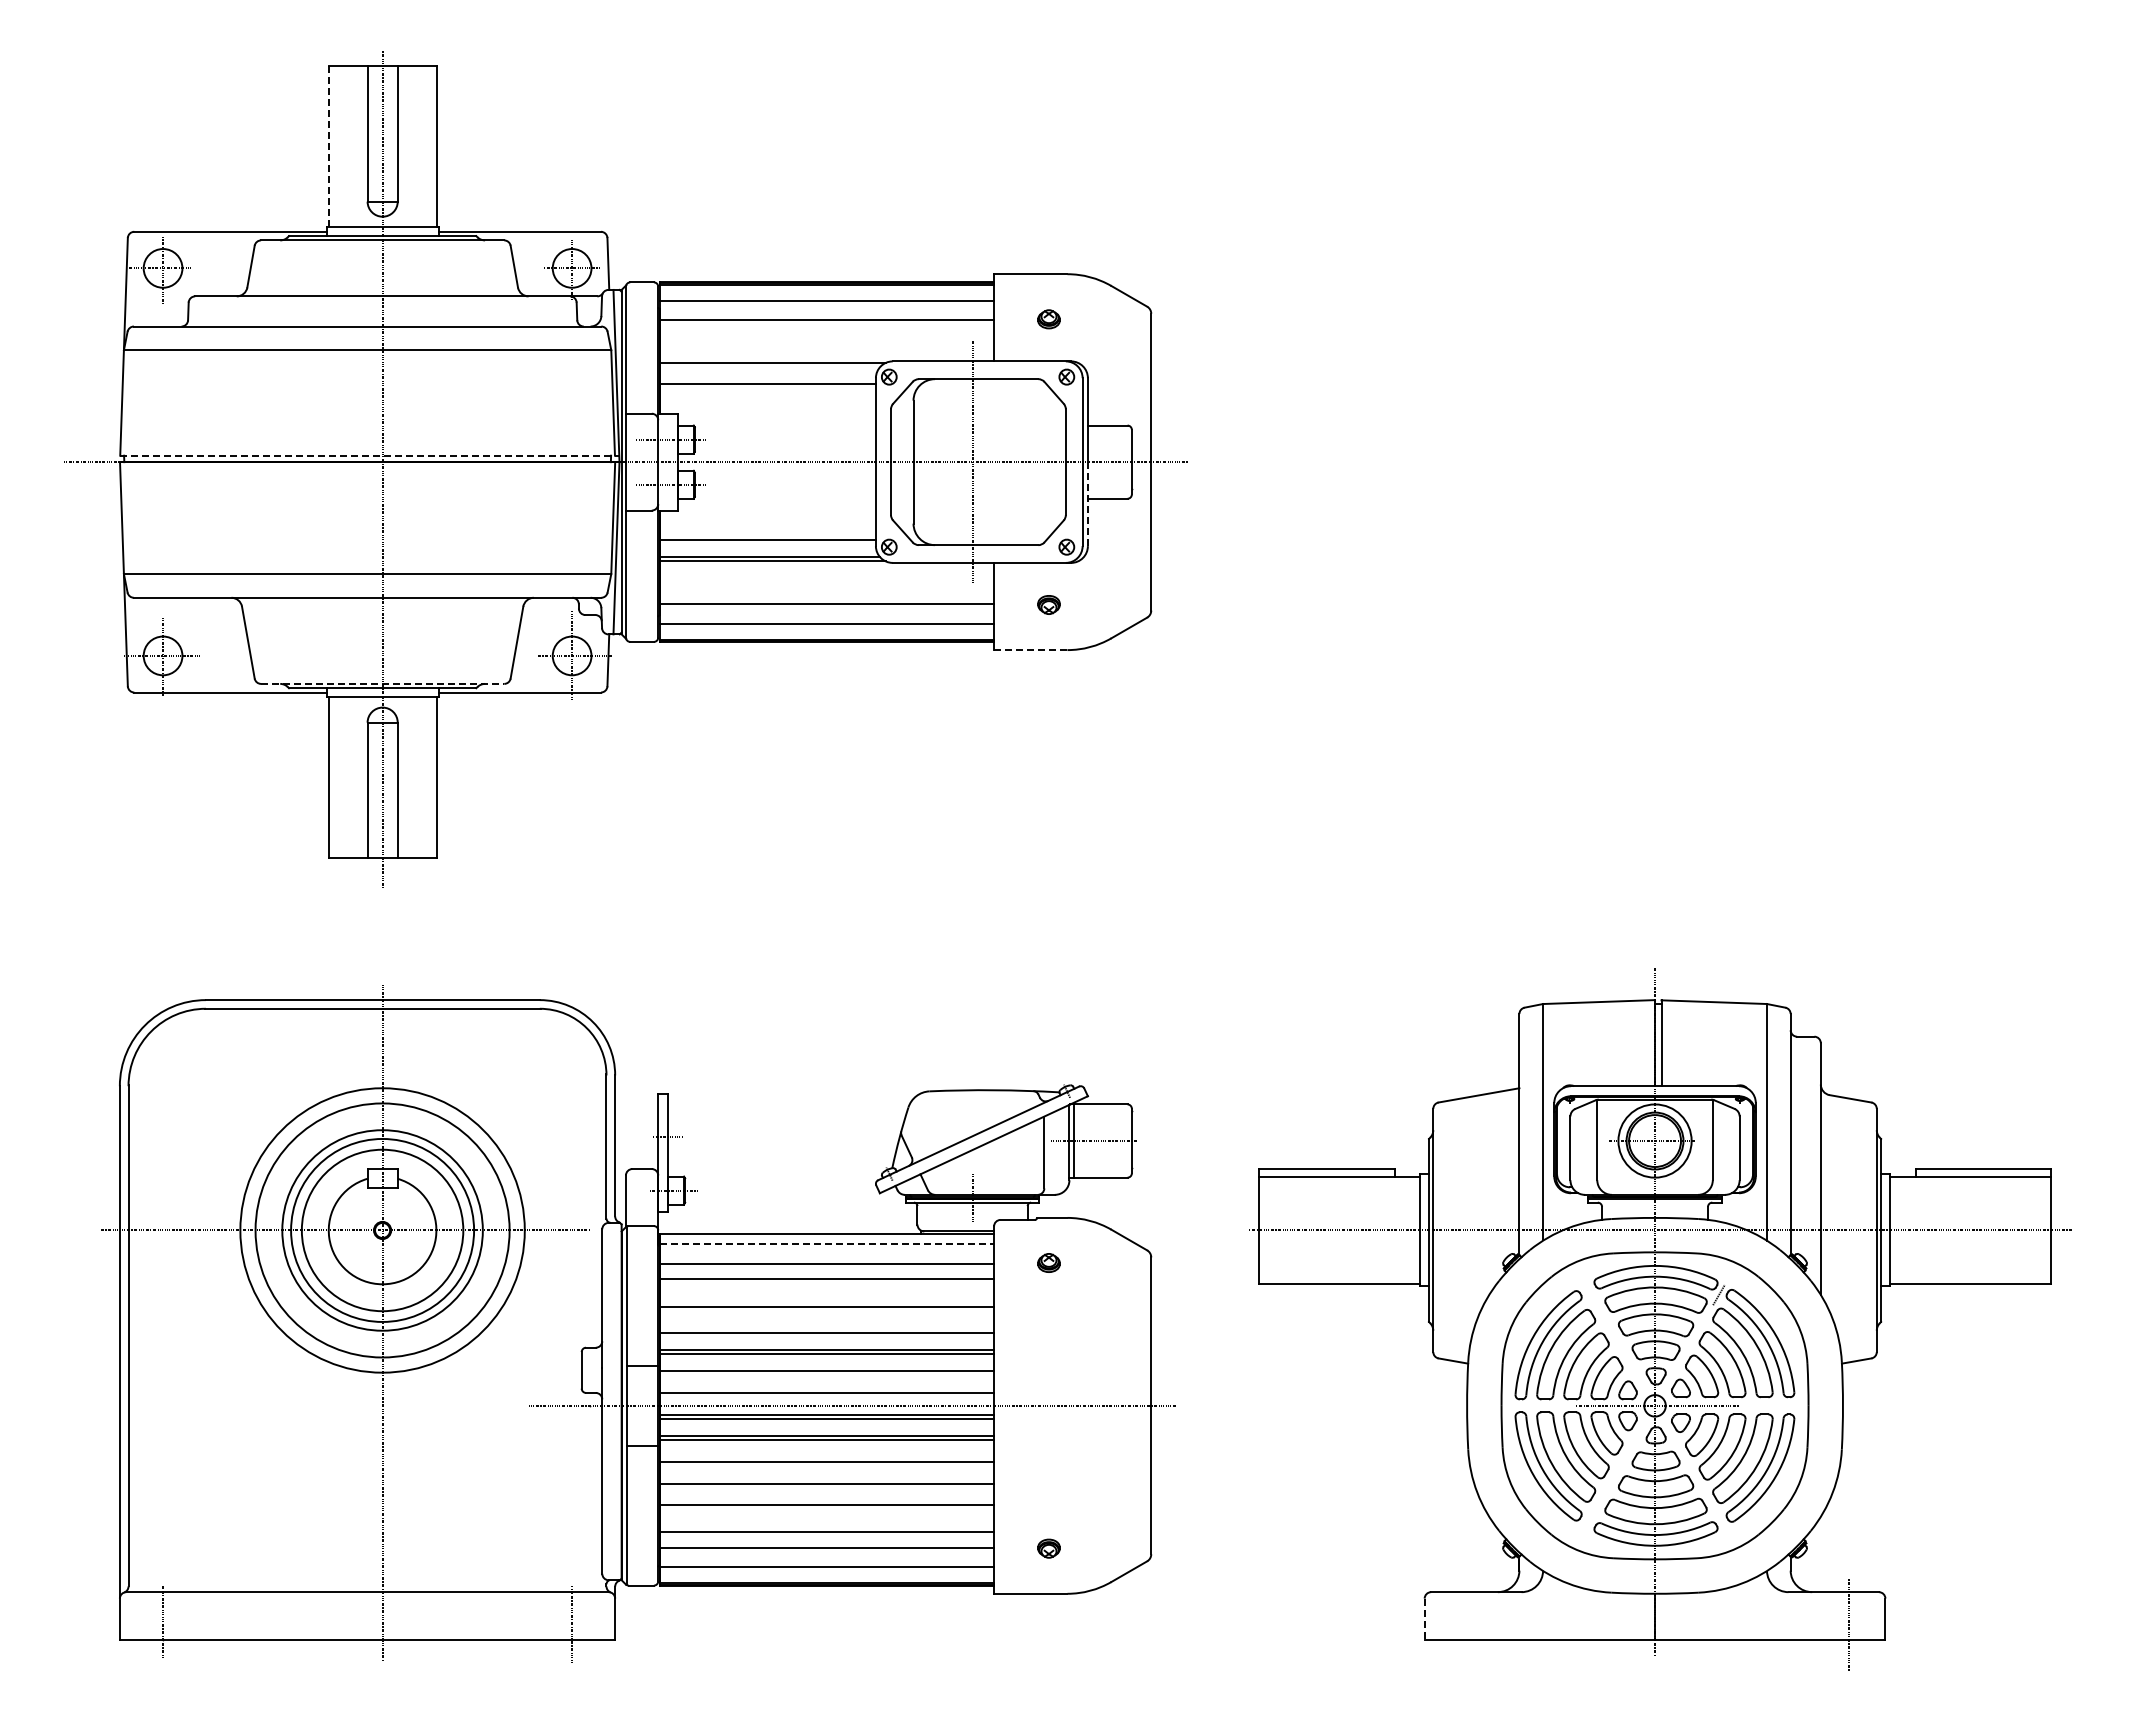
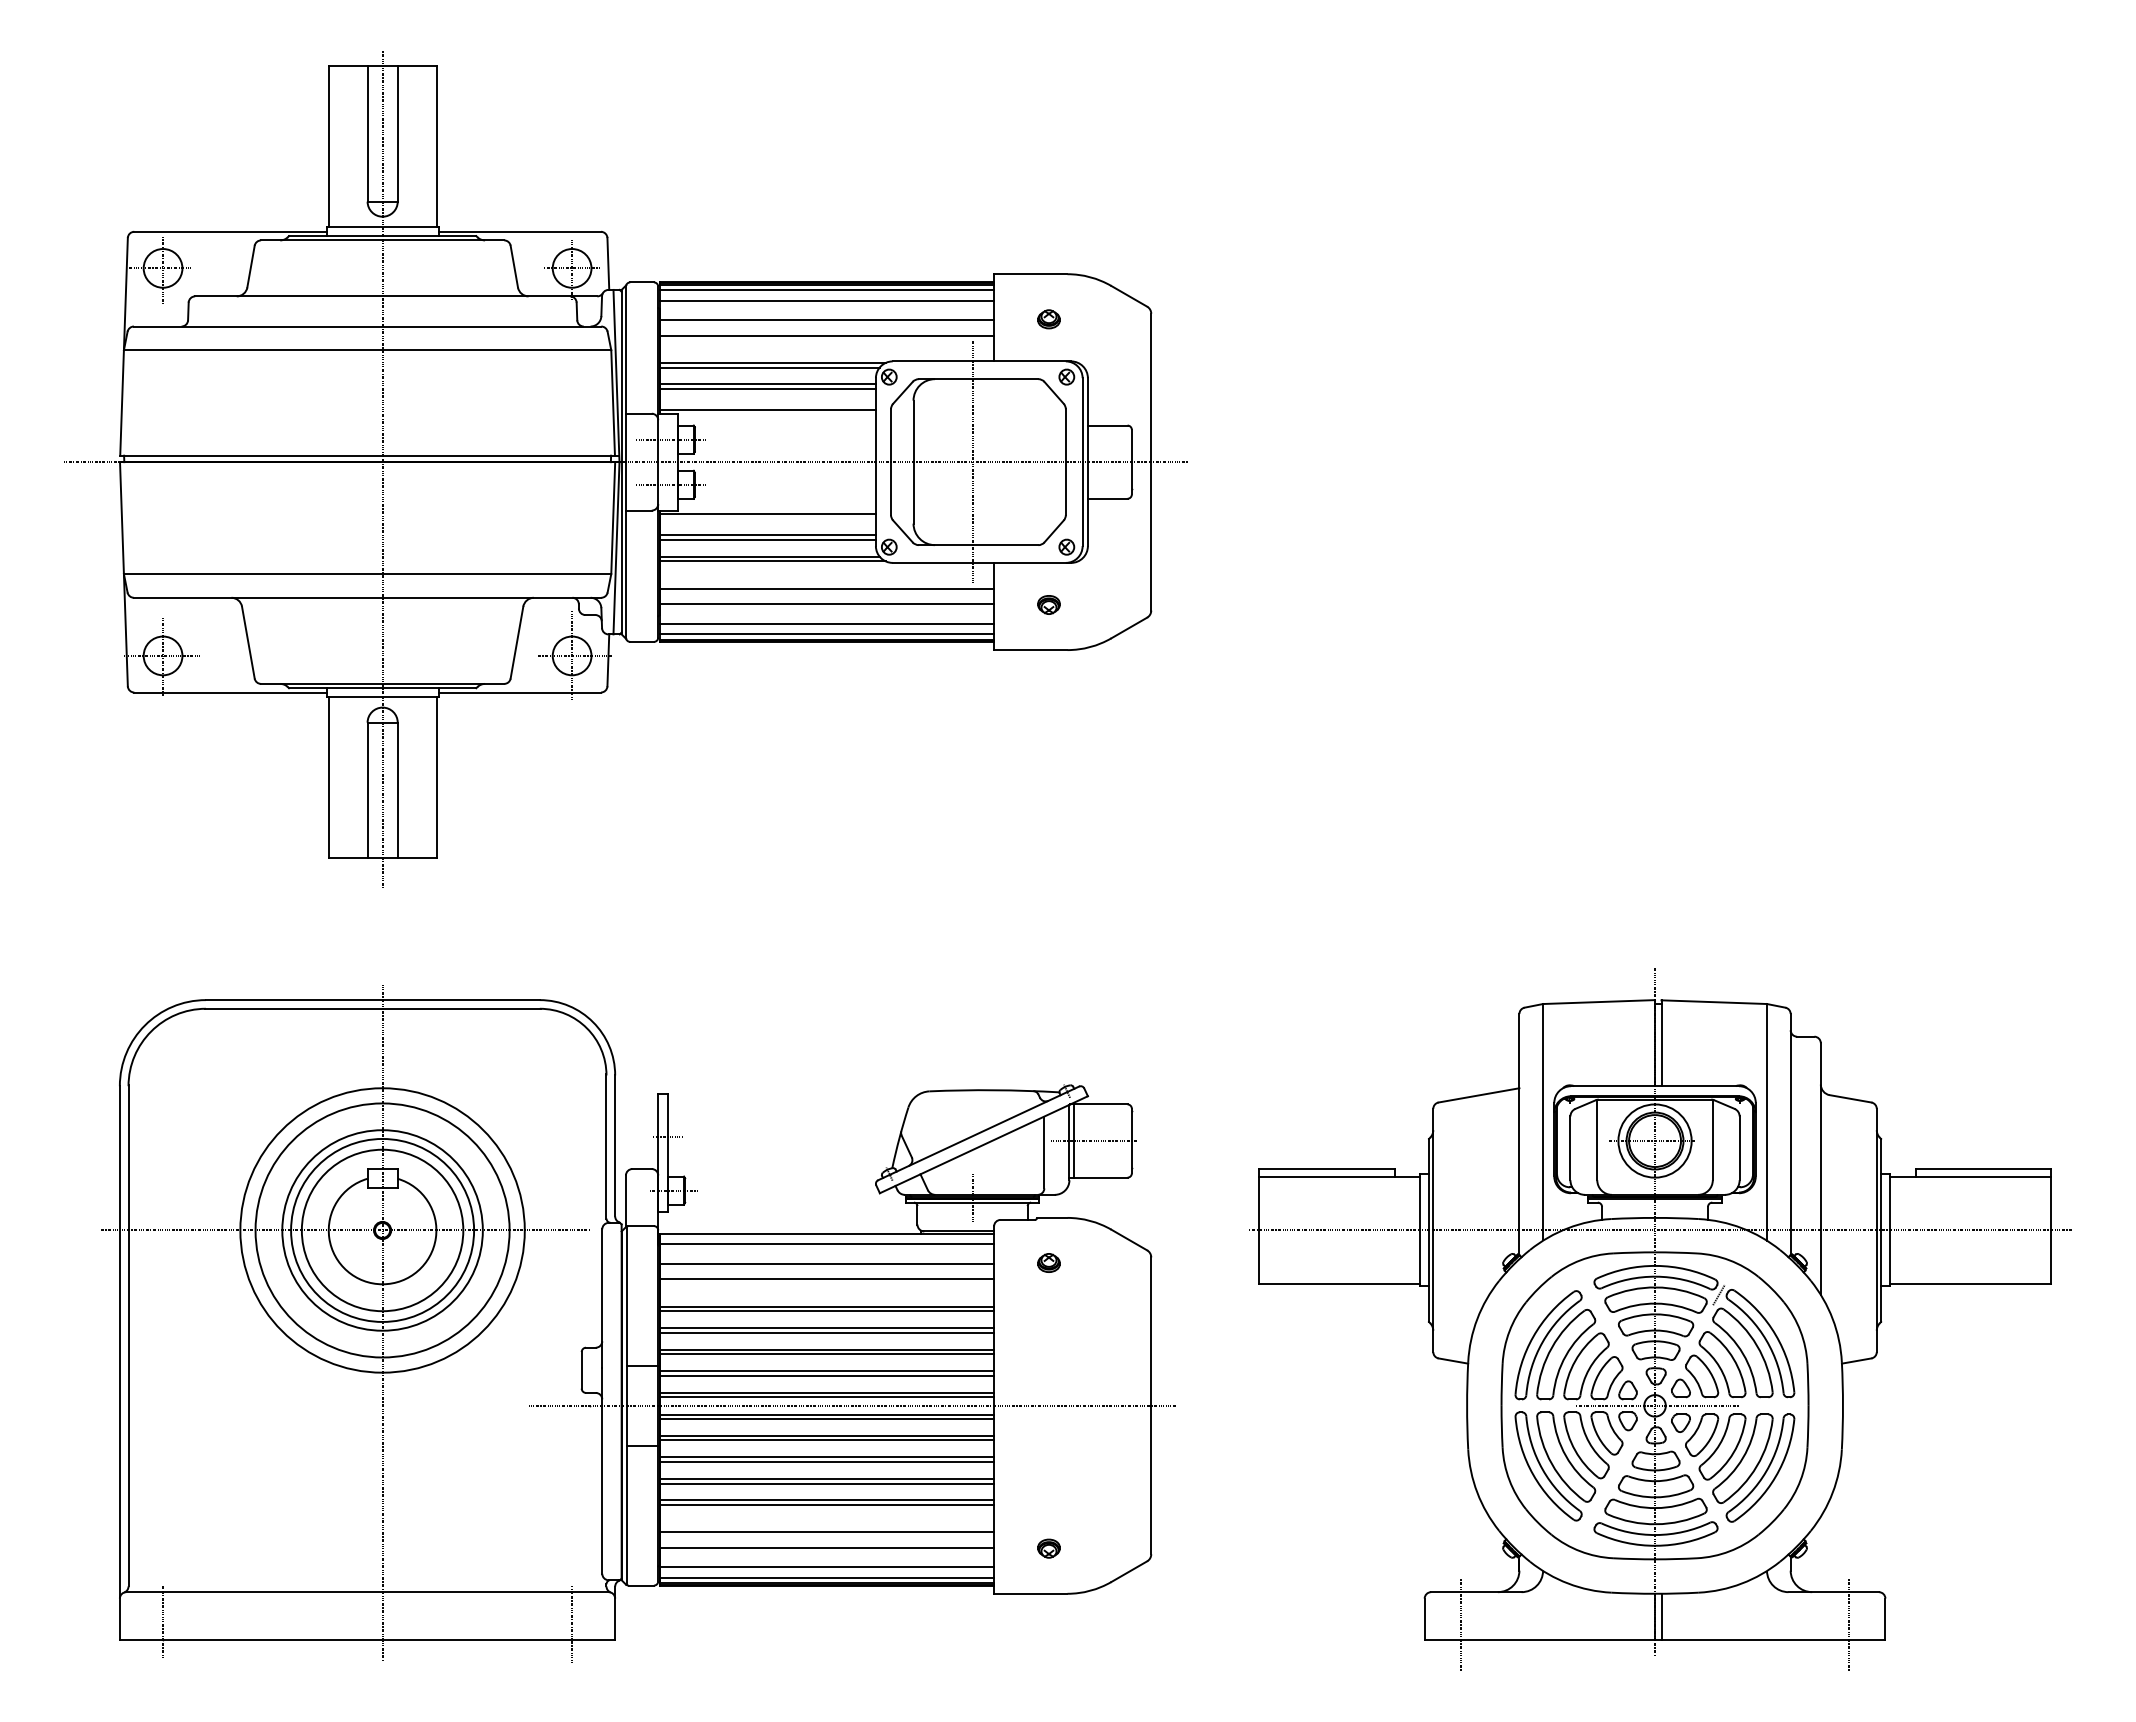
line: dashed -> solid (328, 146)
line: none -> present (827, 289)
line: none -> present (827, 335)
line: none -> present (769, 367)
line: none -> present (767, 389)
line: none -> present (767, 410)
line: dashed -> solid (369, 455)
line: dashed -> solid (1087, 504)
line: none -> present (767, 513)
line: none -> present (767, 535)
line: none -> present (827, 588)
line: none -> present (827, 634)
line: dashed -> solid (1030, 650)
line: dashed -> solid (382, 683)
line: dashed -> solid (827, 1244)
line: none -> present (827, 1311)
line: none -> present (827, 1328)
line: none -> present (827, 1375)
line: none -> present (827, 1397)
line: none -> present (827, 1457)
line: none -> present (827, 1478)
line: none -> present (827, 1500)
line: none -> present (827, 1578)
line: none -> present (1661, 1616)
line: dashed -> solid (1424, 1619)
line: none -> present (1461, 1623)
